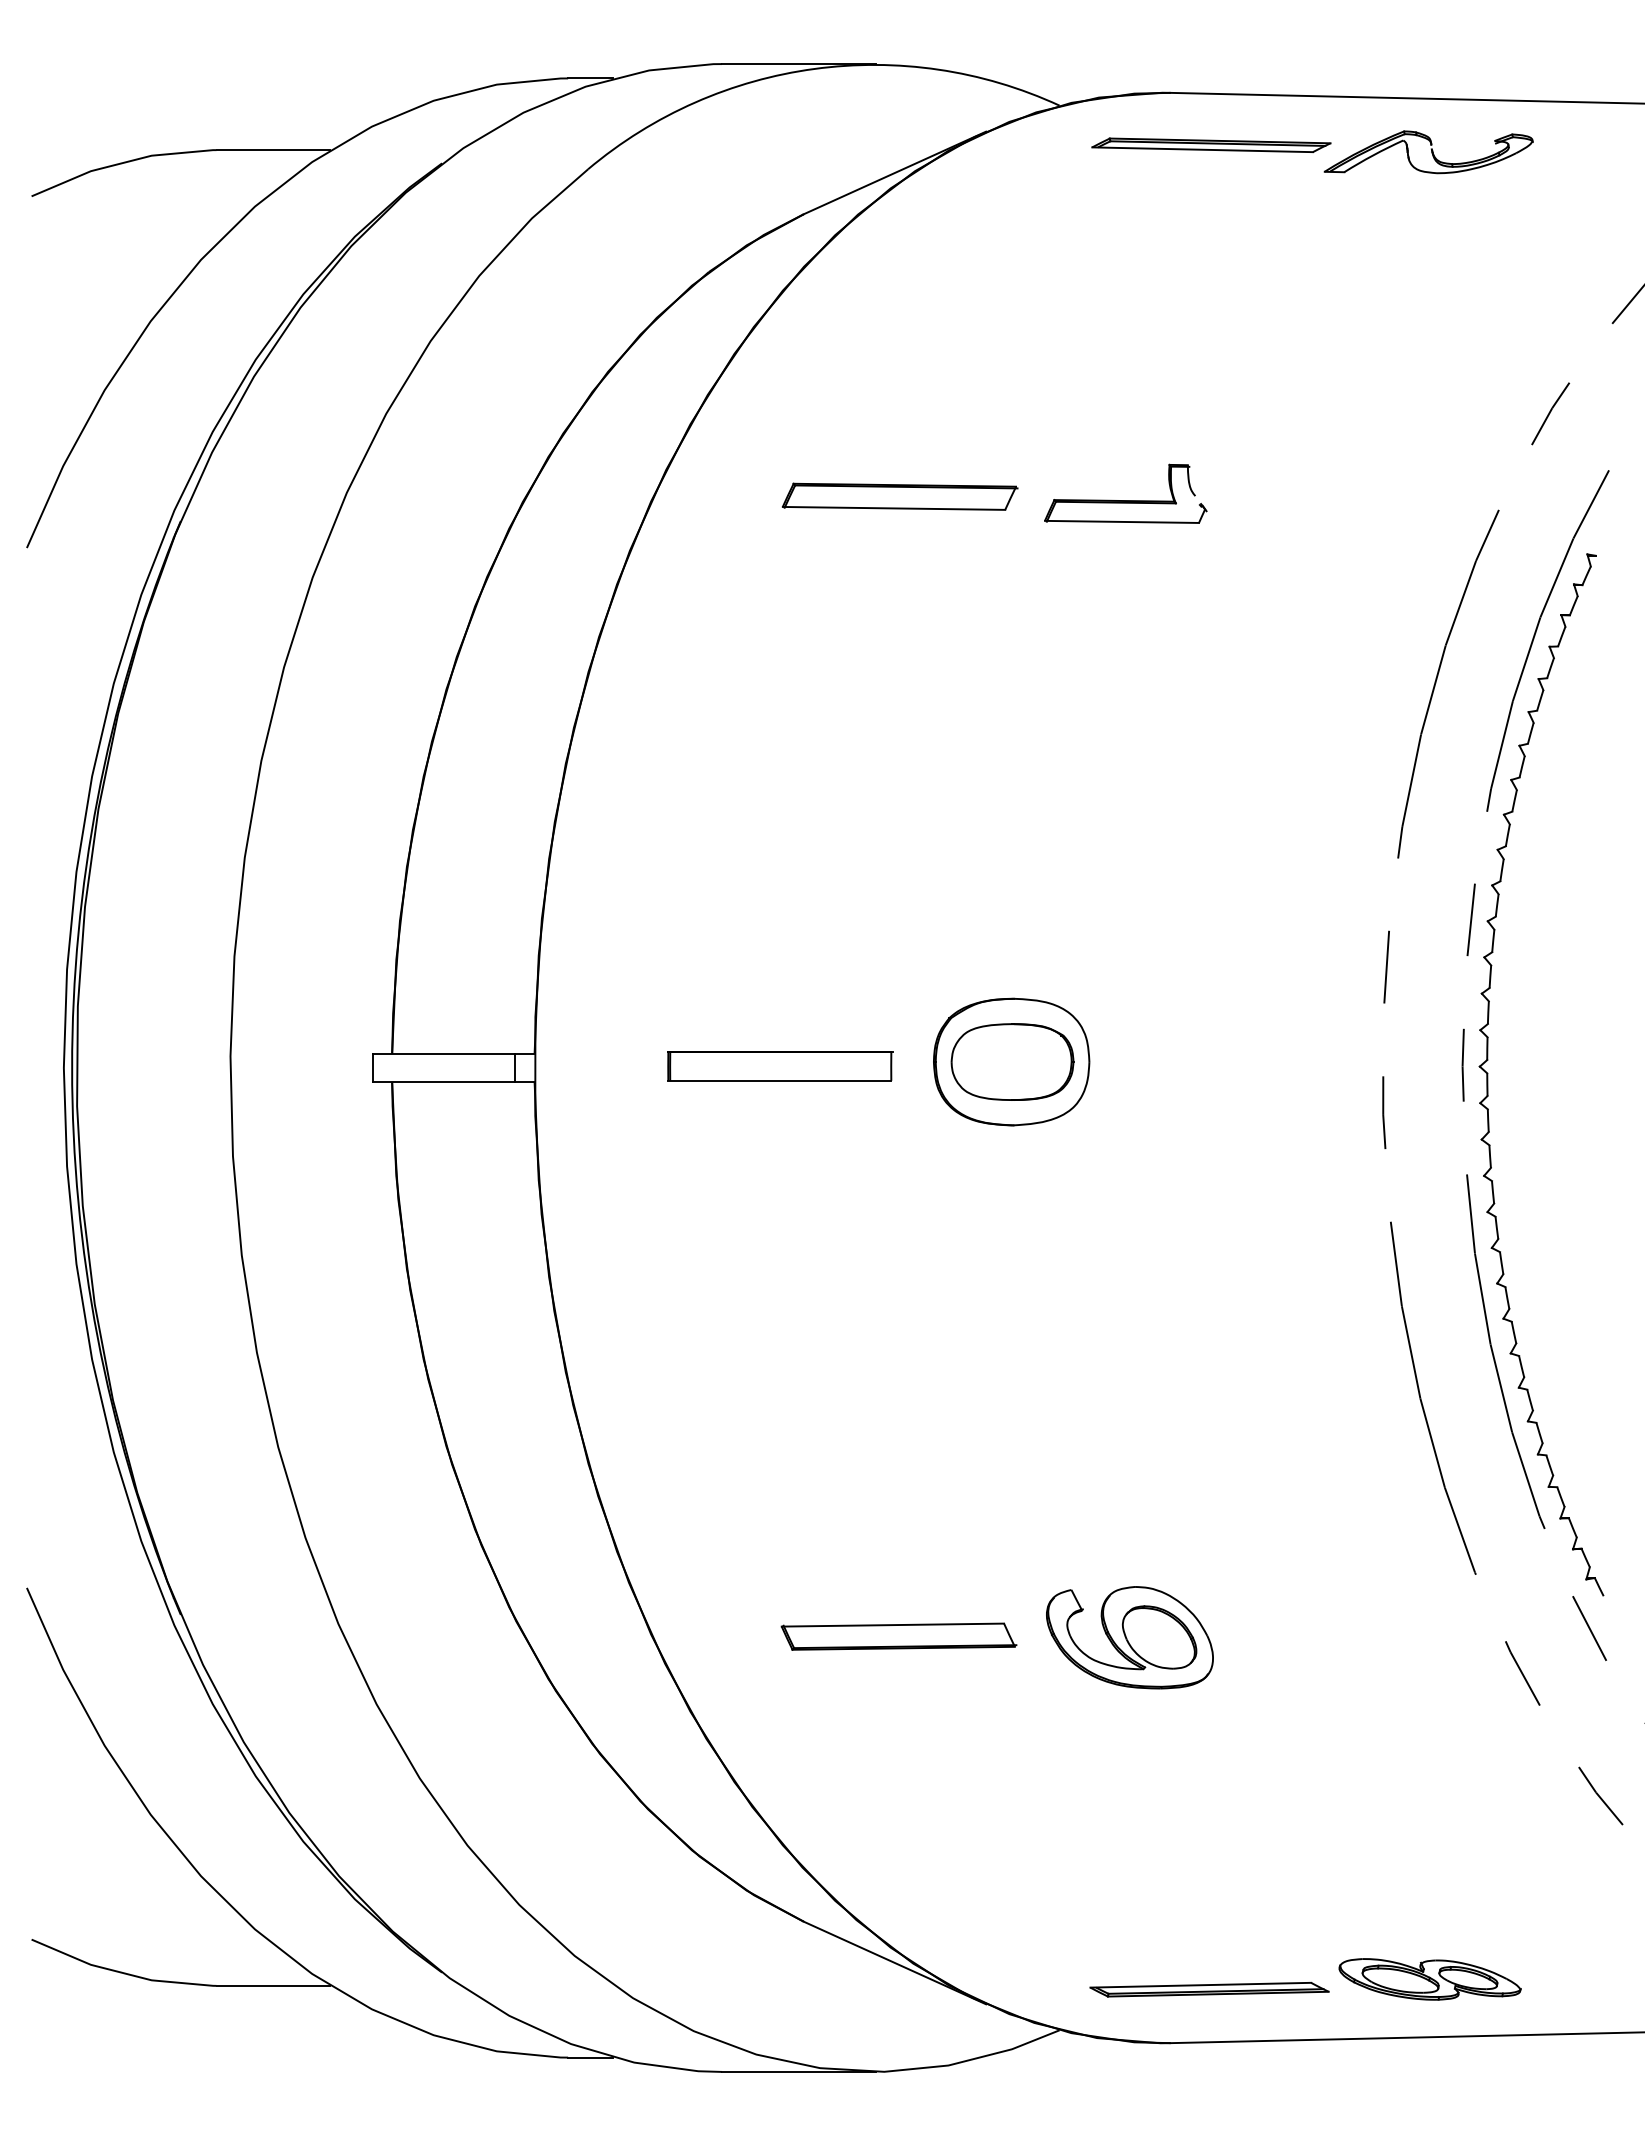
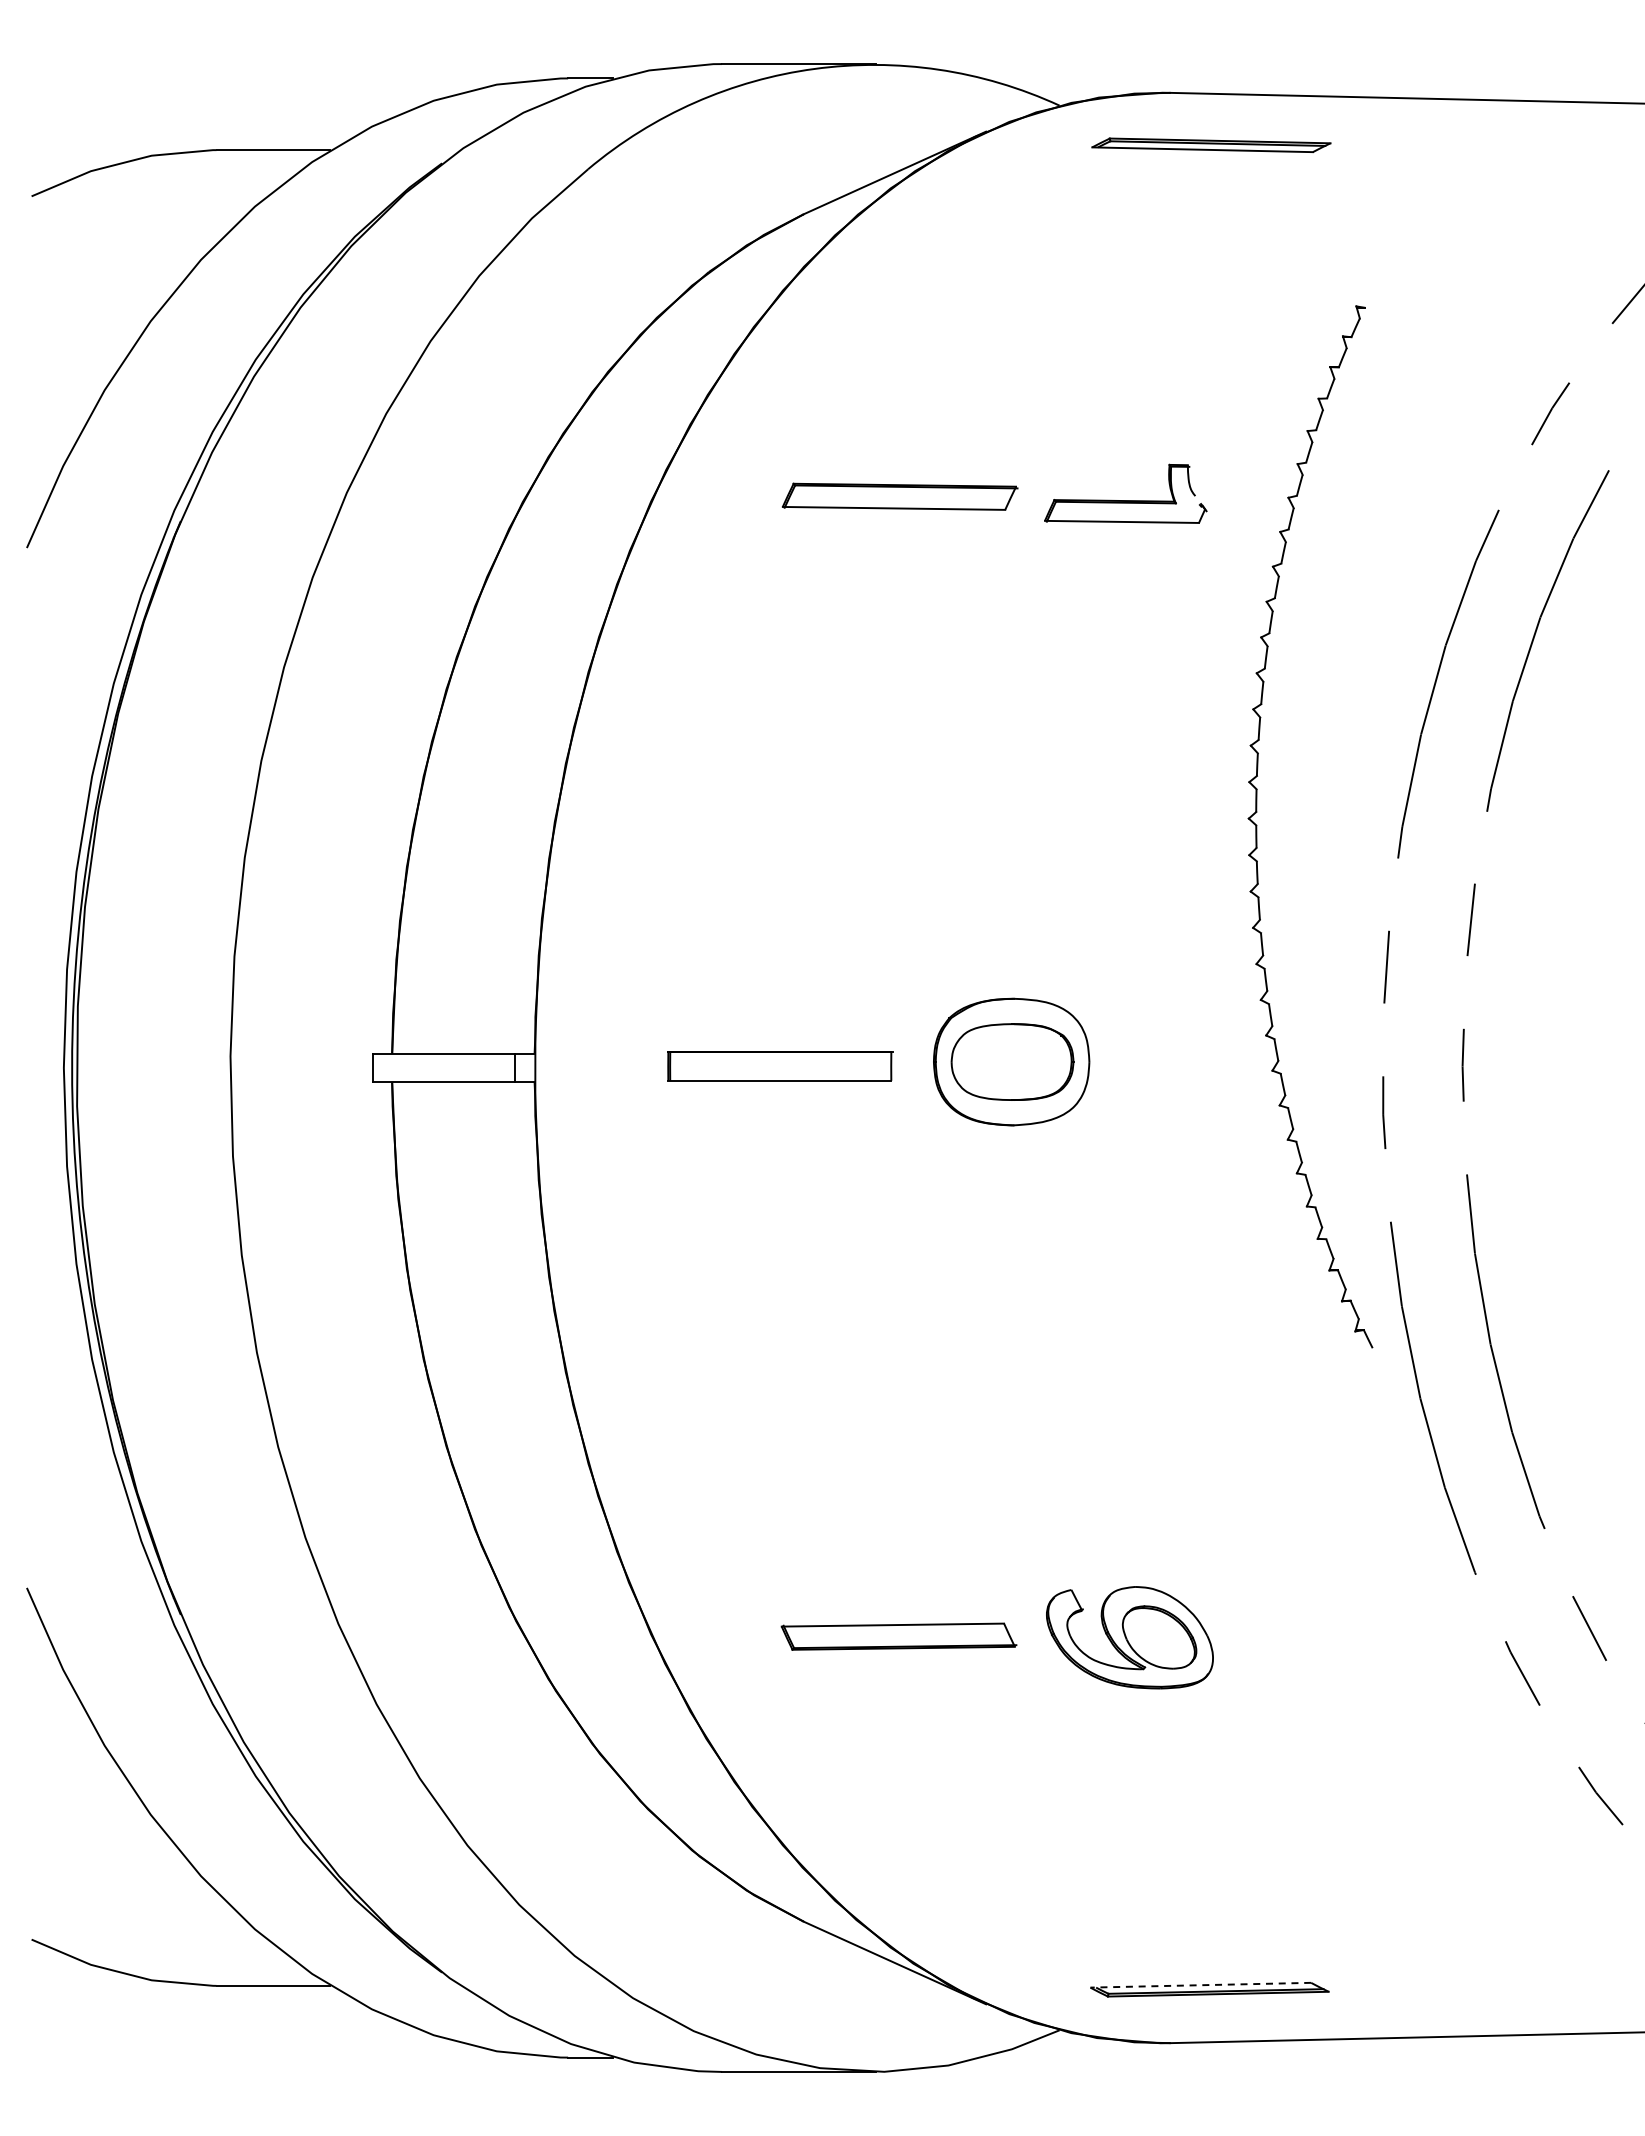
part: present -> none (1428, 152)
part position: (1488, 1074) -> (1257, 826) (1257, 826)
part: present -> none (1429, 1979)
line: solid -> dashed (1200, 1985)
